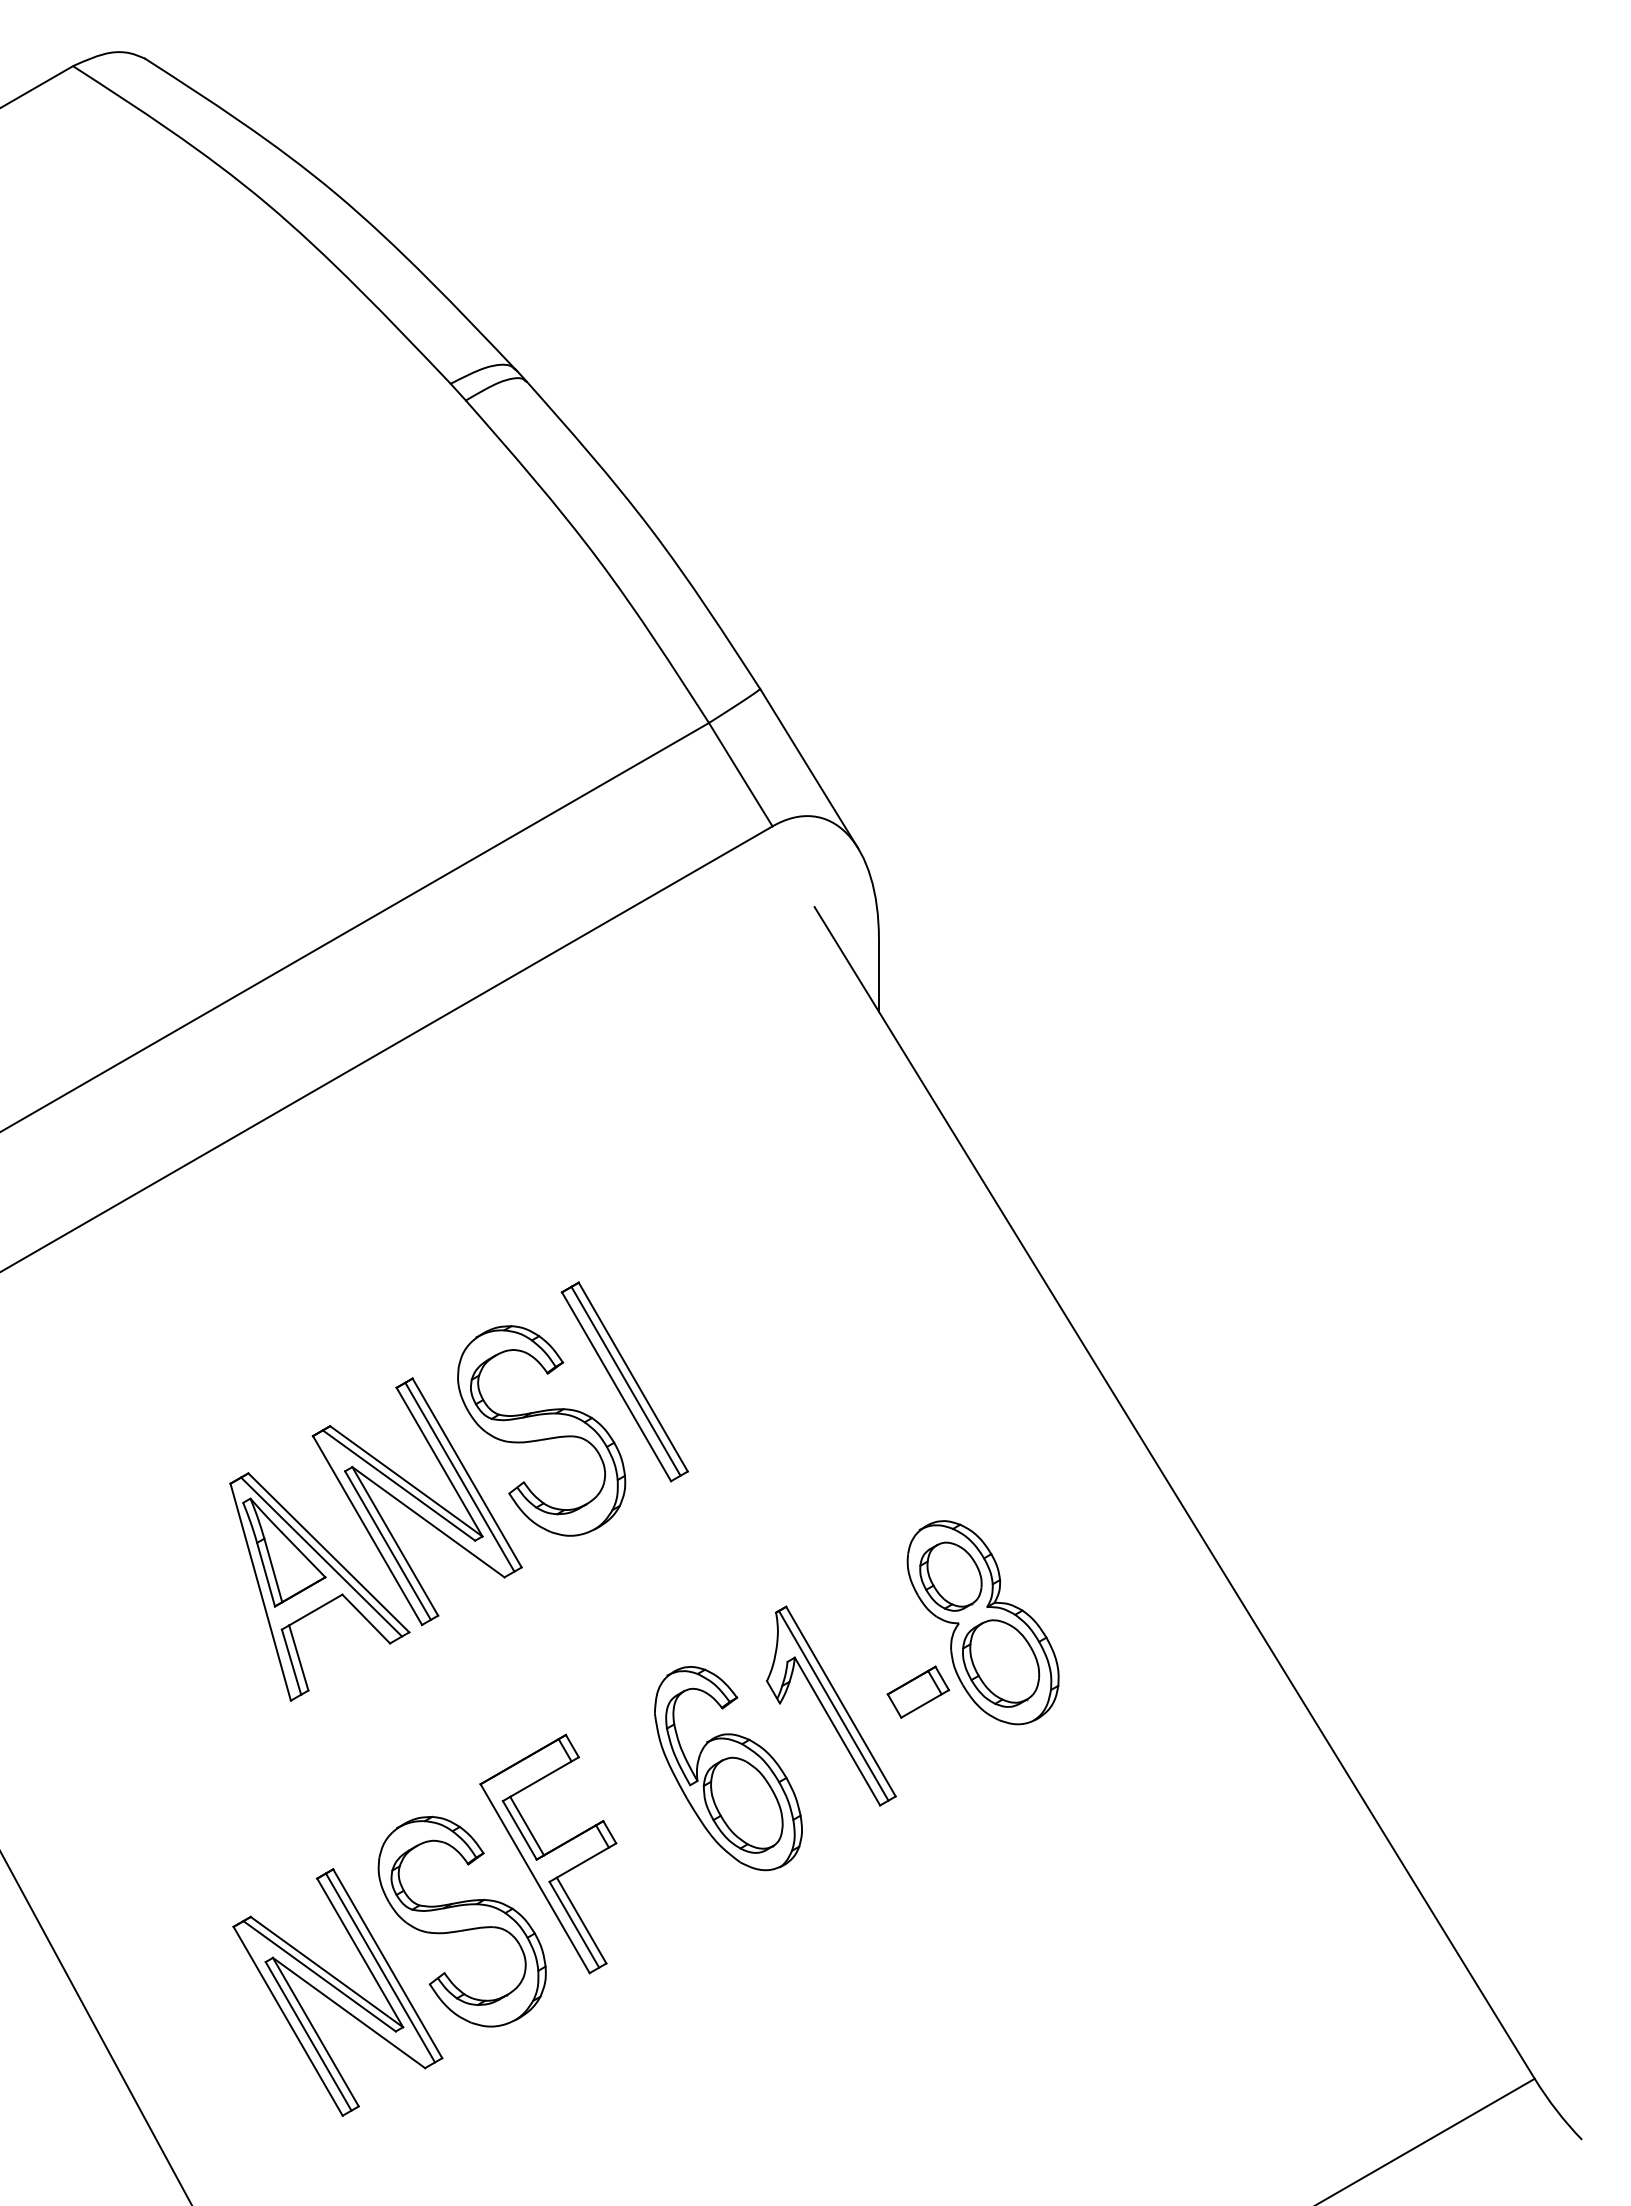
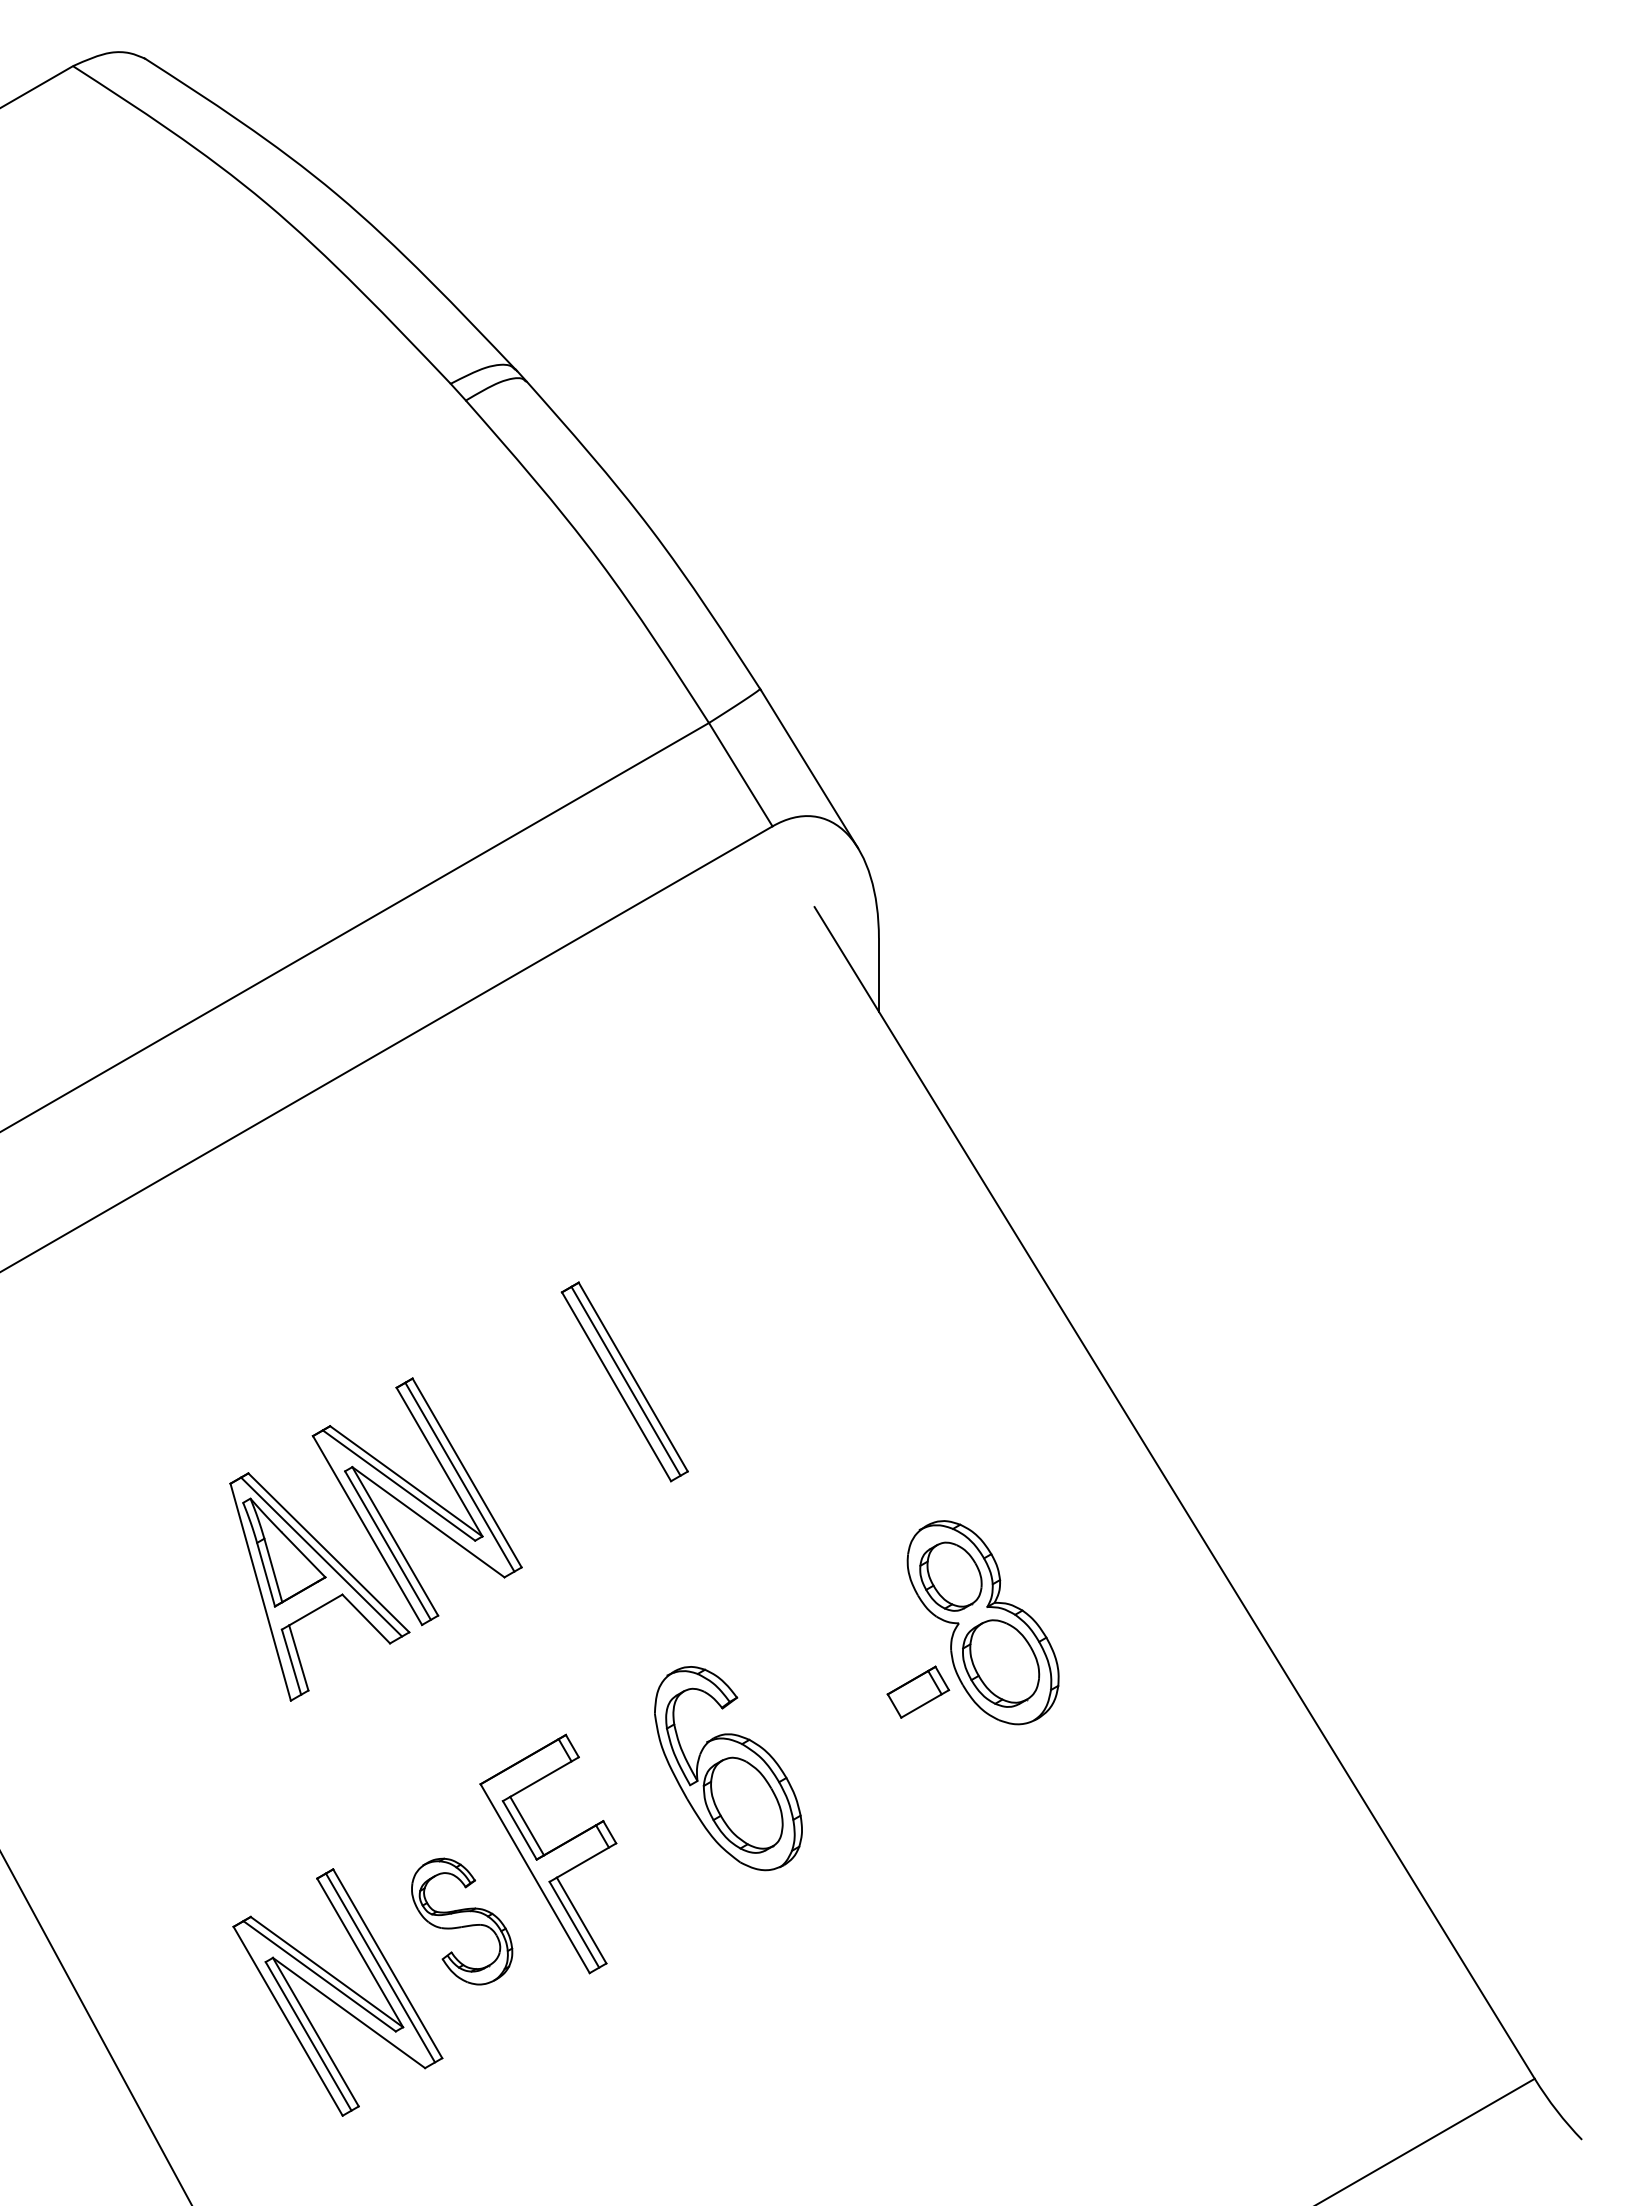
part: present -> none (541, 1430)
part: present -> none (831, 1705)
part size: 170x213 px -> 103x129 px (462, 1921)
